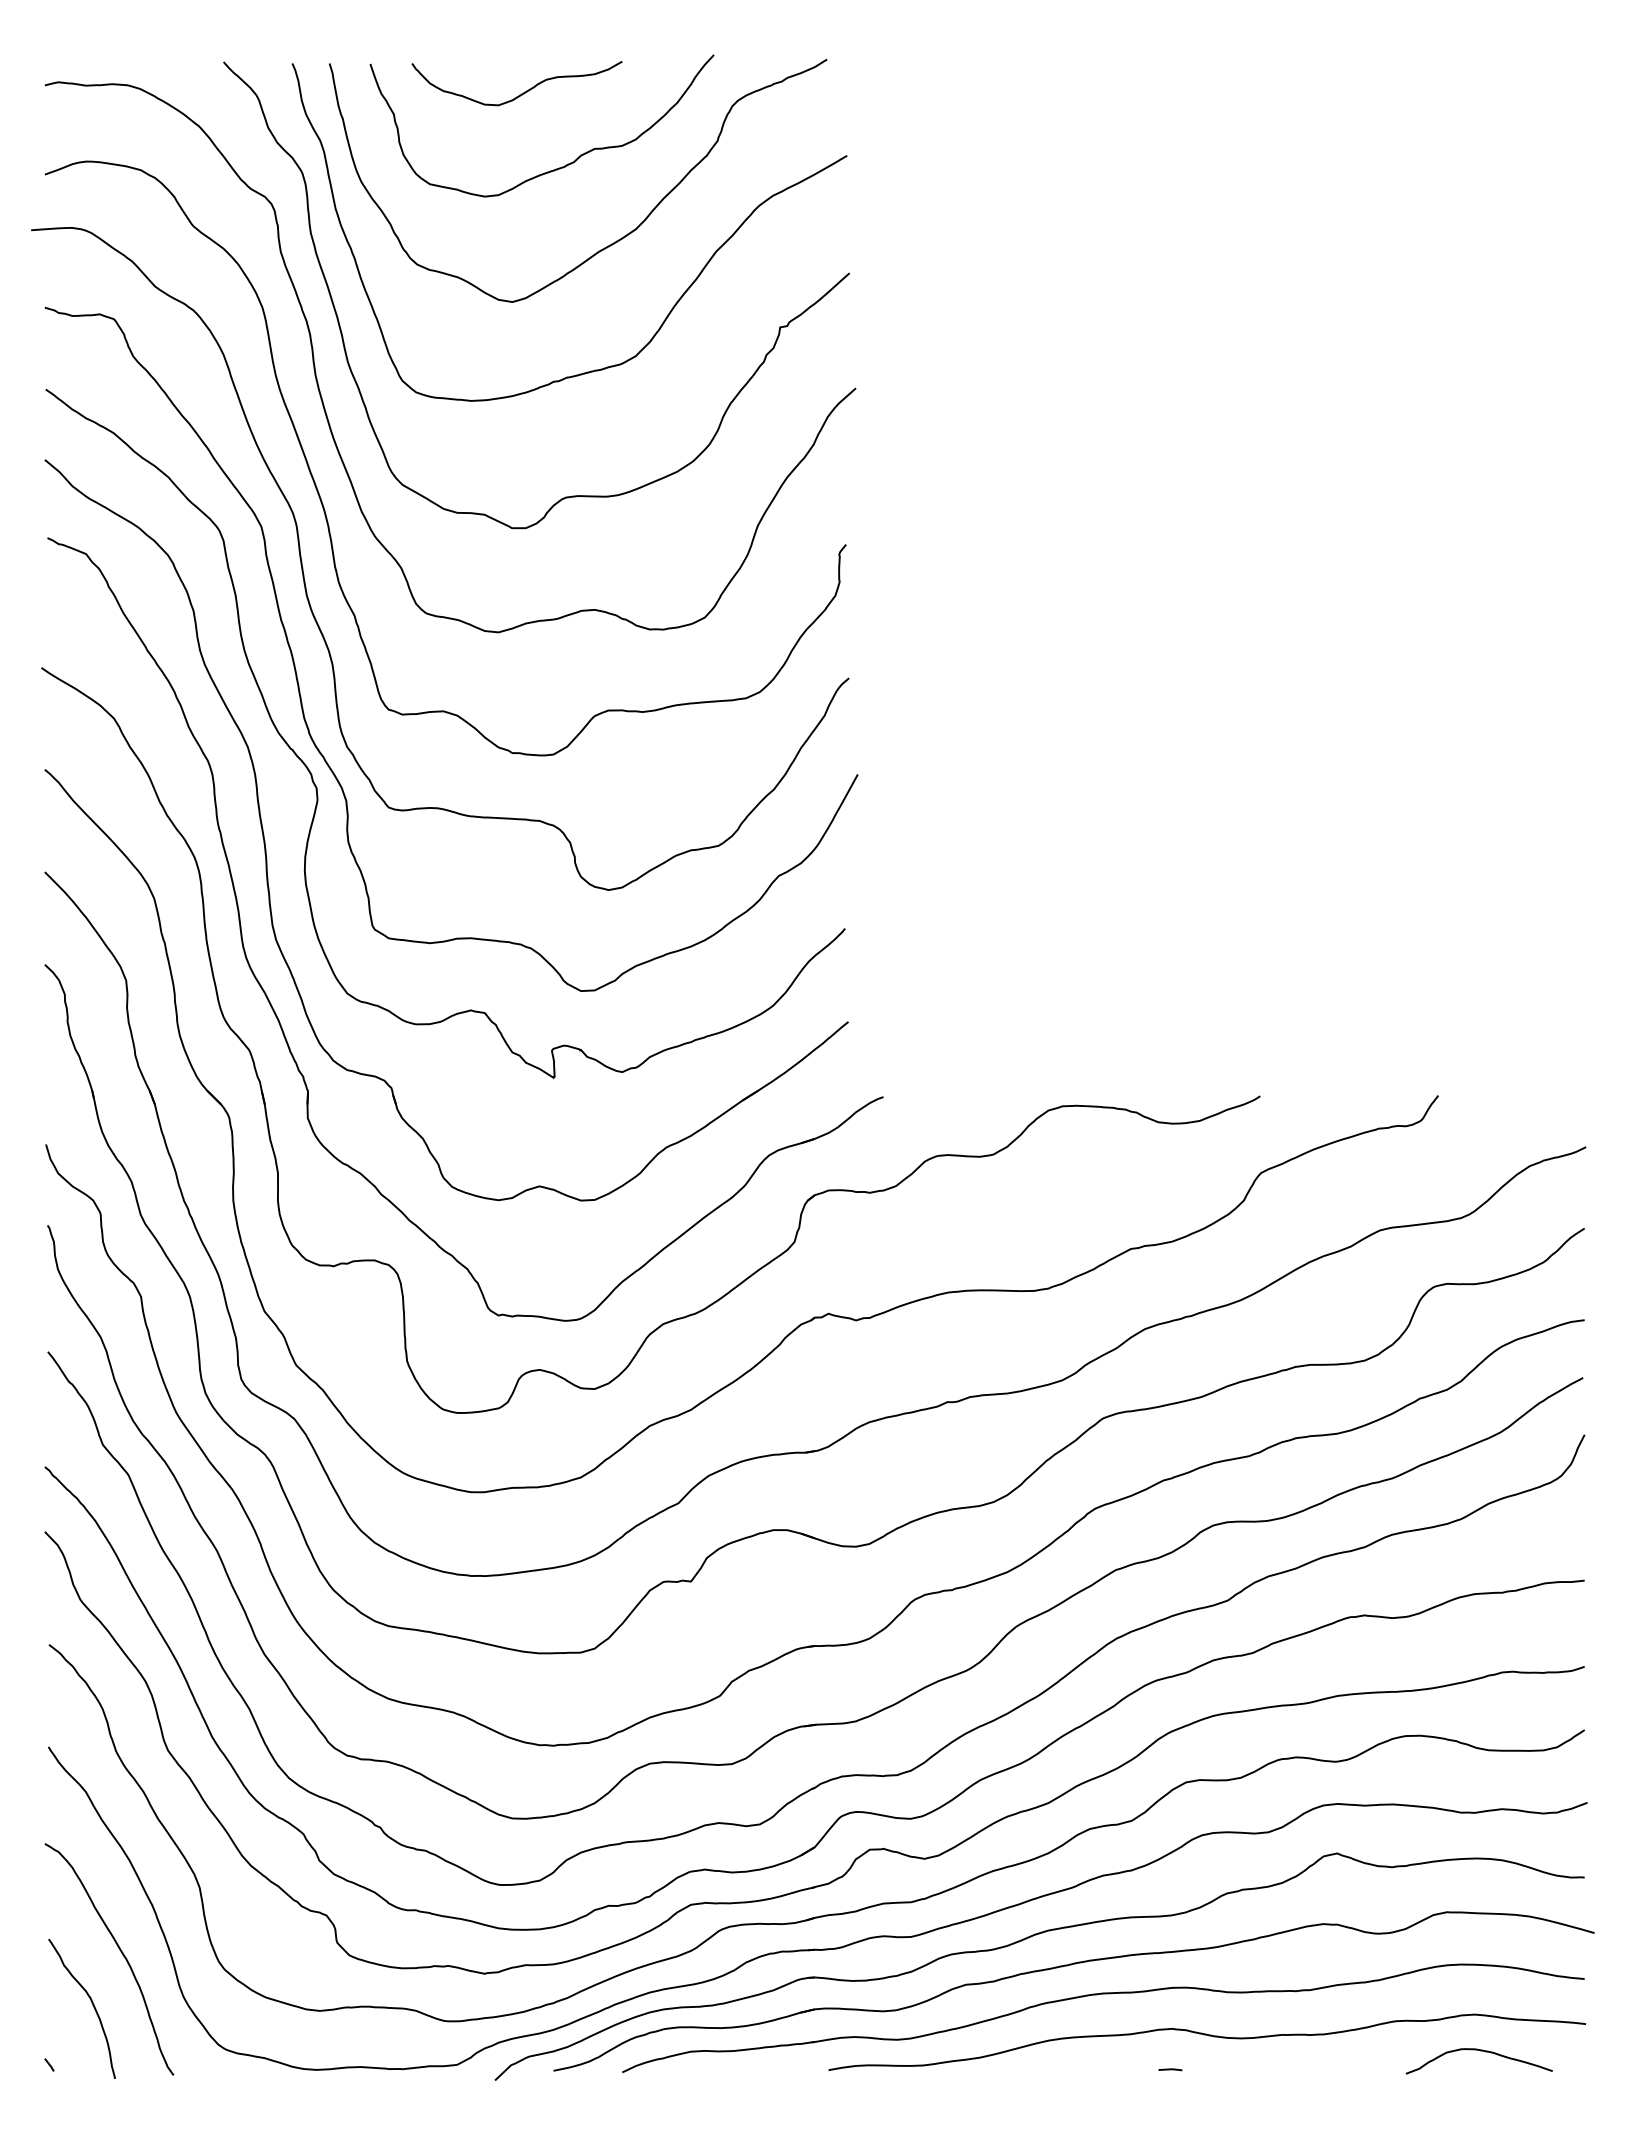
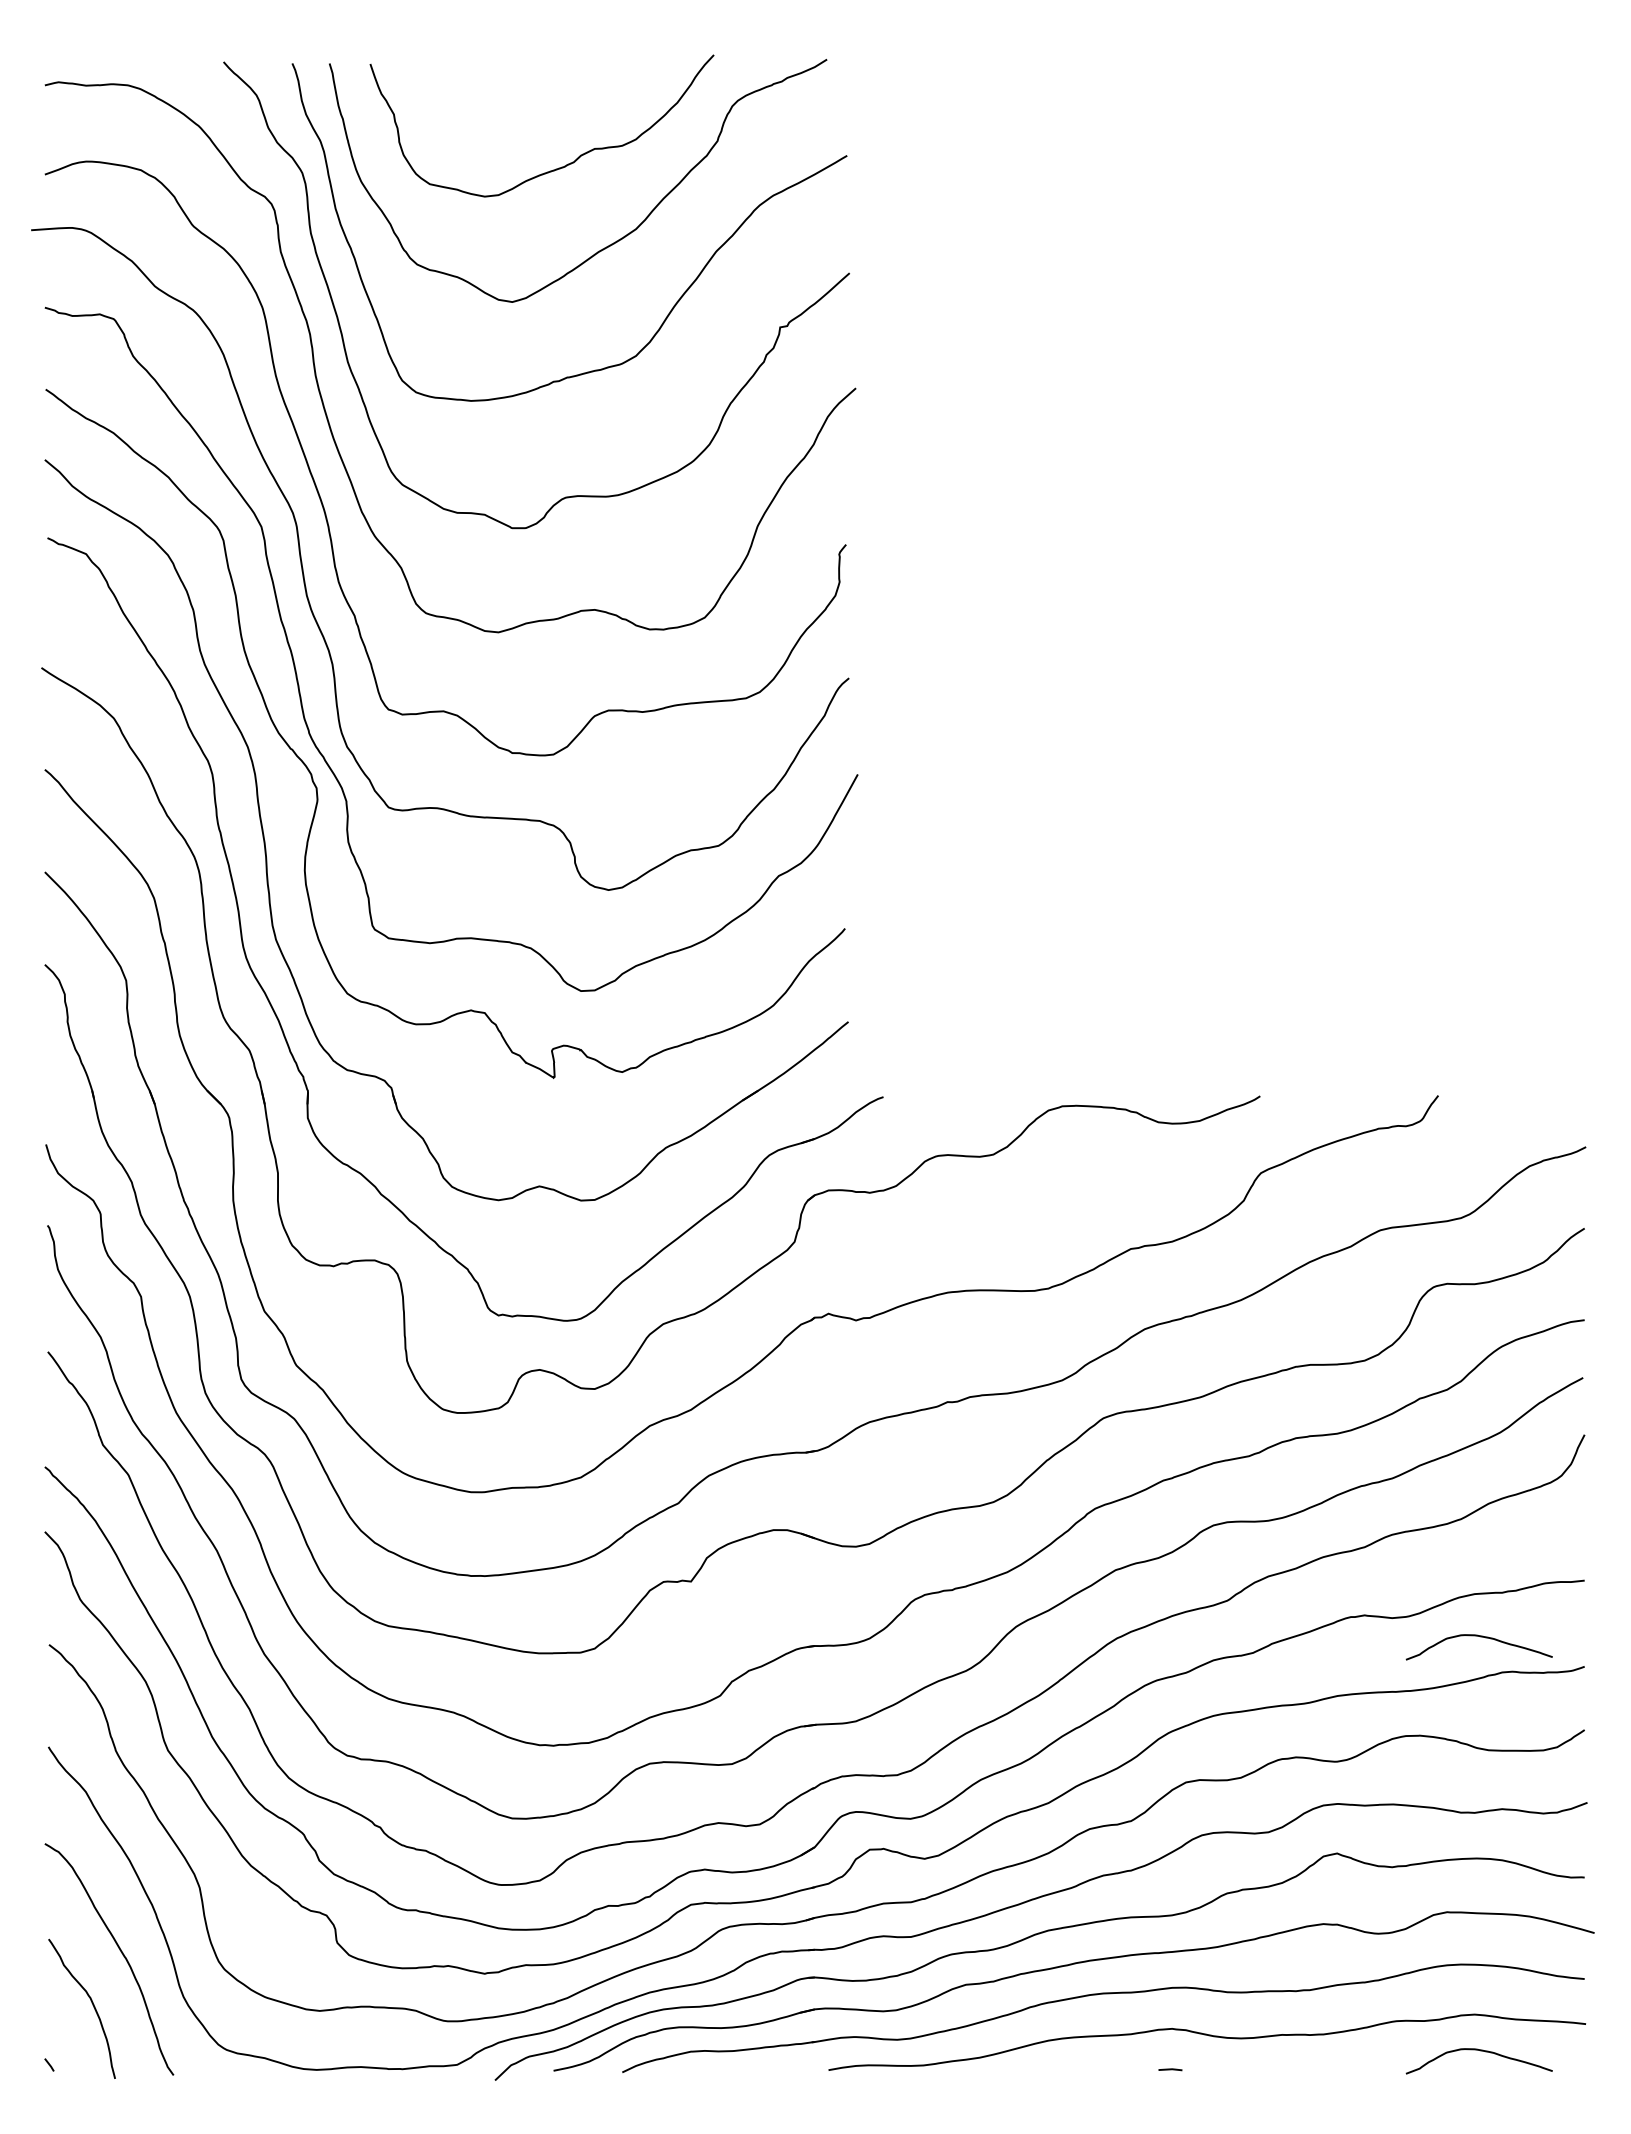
curve: present -> none (521, 93)
curve: none -> present (1480, 1637)
